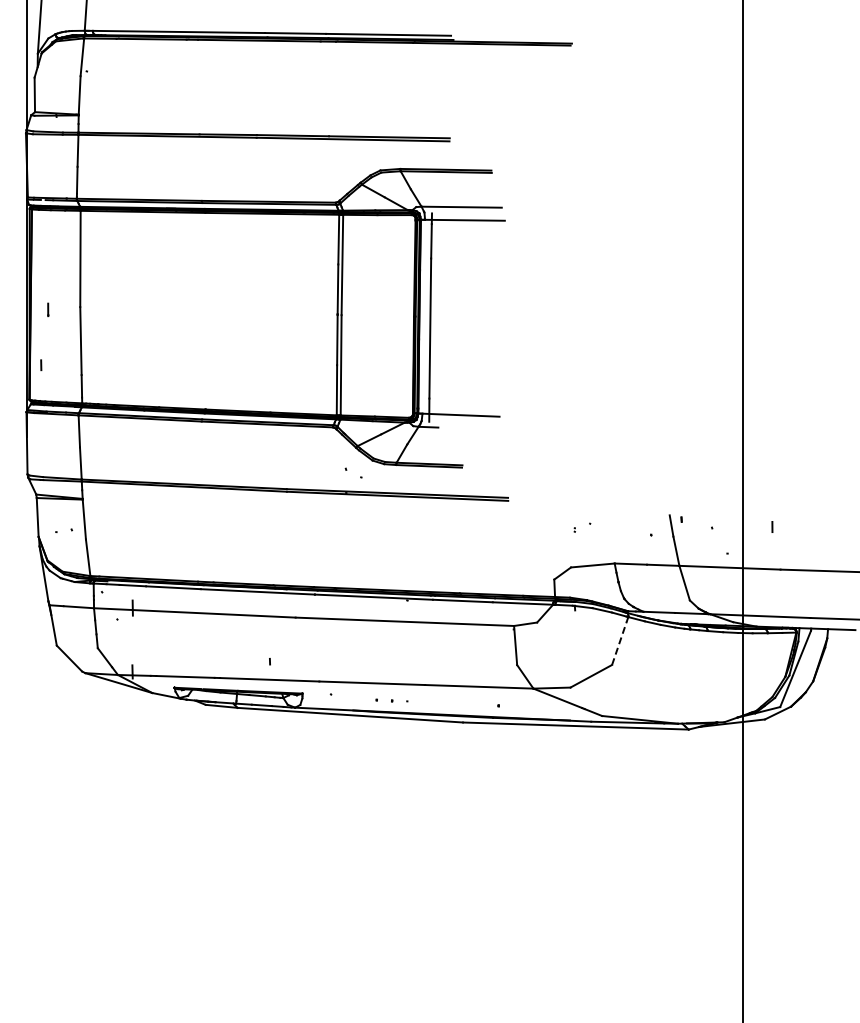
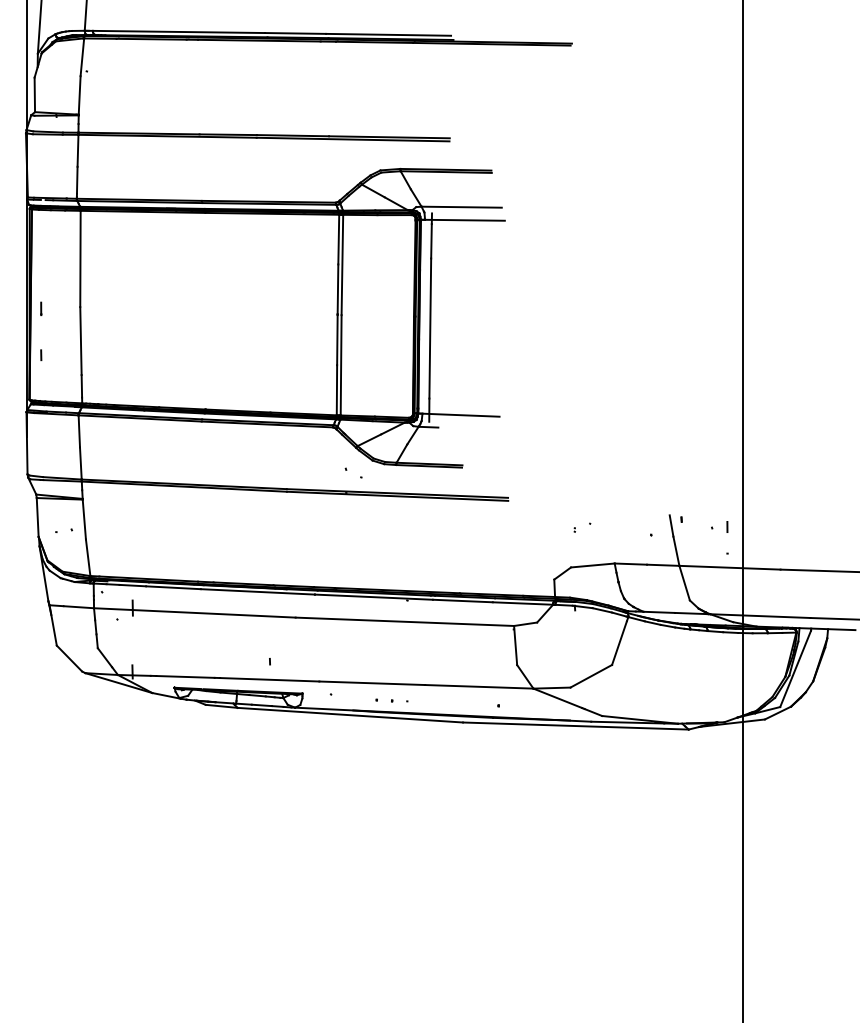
line position: (48, 309) -> (41, 308) (41, 308)
line position: (41, 365) -> (41, 355) (41, 355)
line position: (772, 526) -> (727, 526) (727, 526)
line: dashed -> solid (619, 642)
